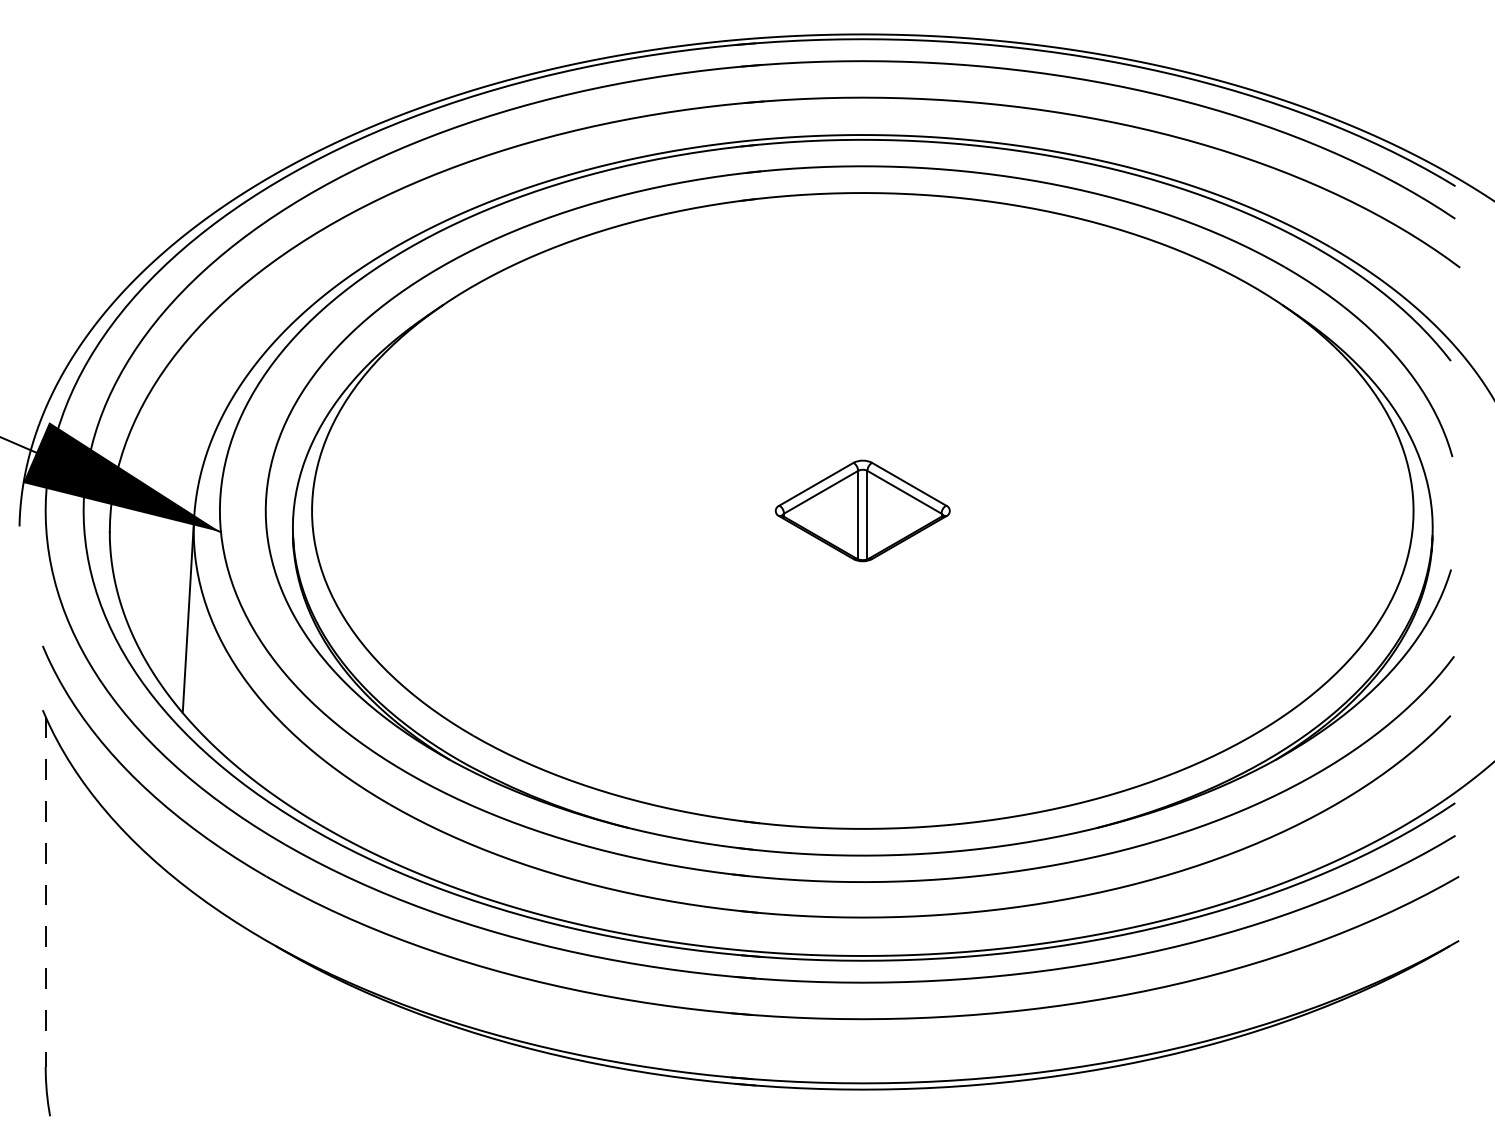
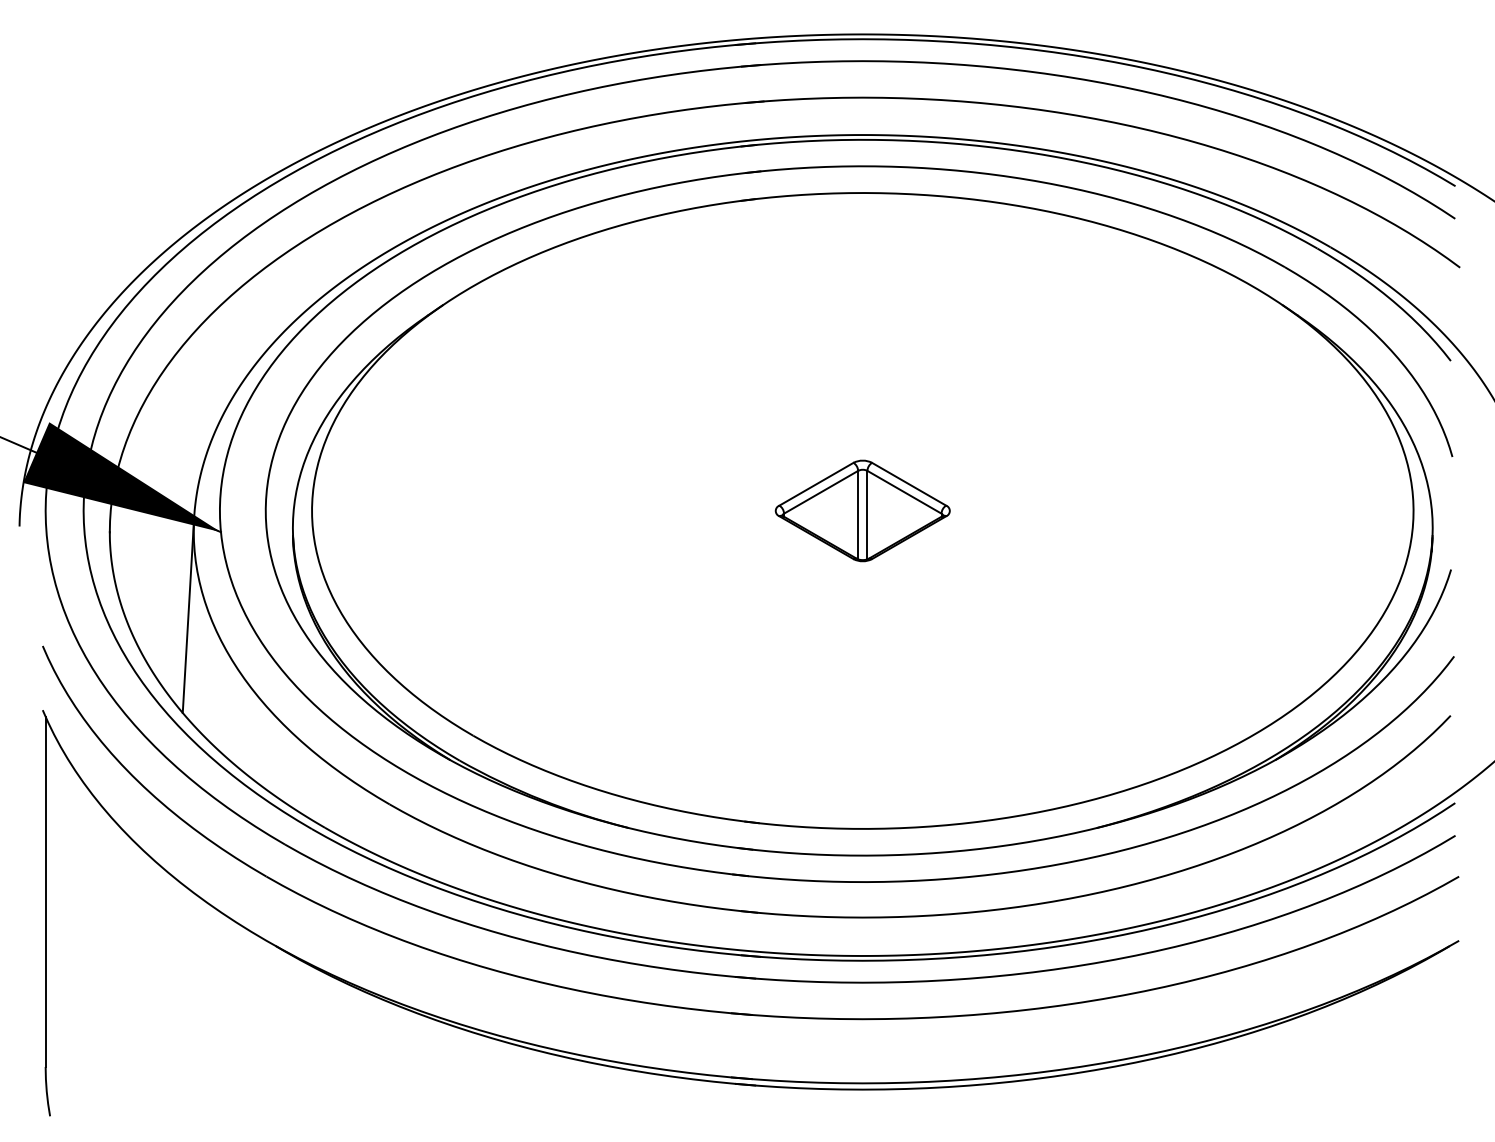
line: dashed -> solid (45, 892)
